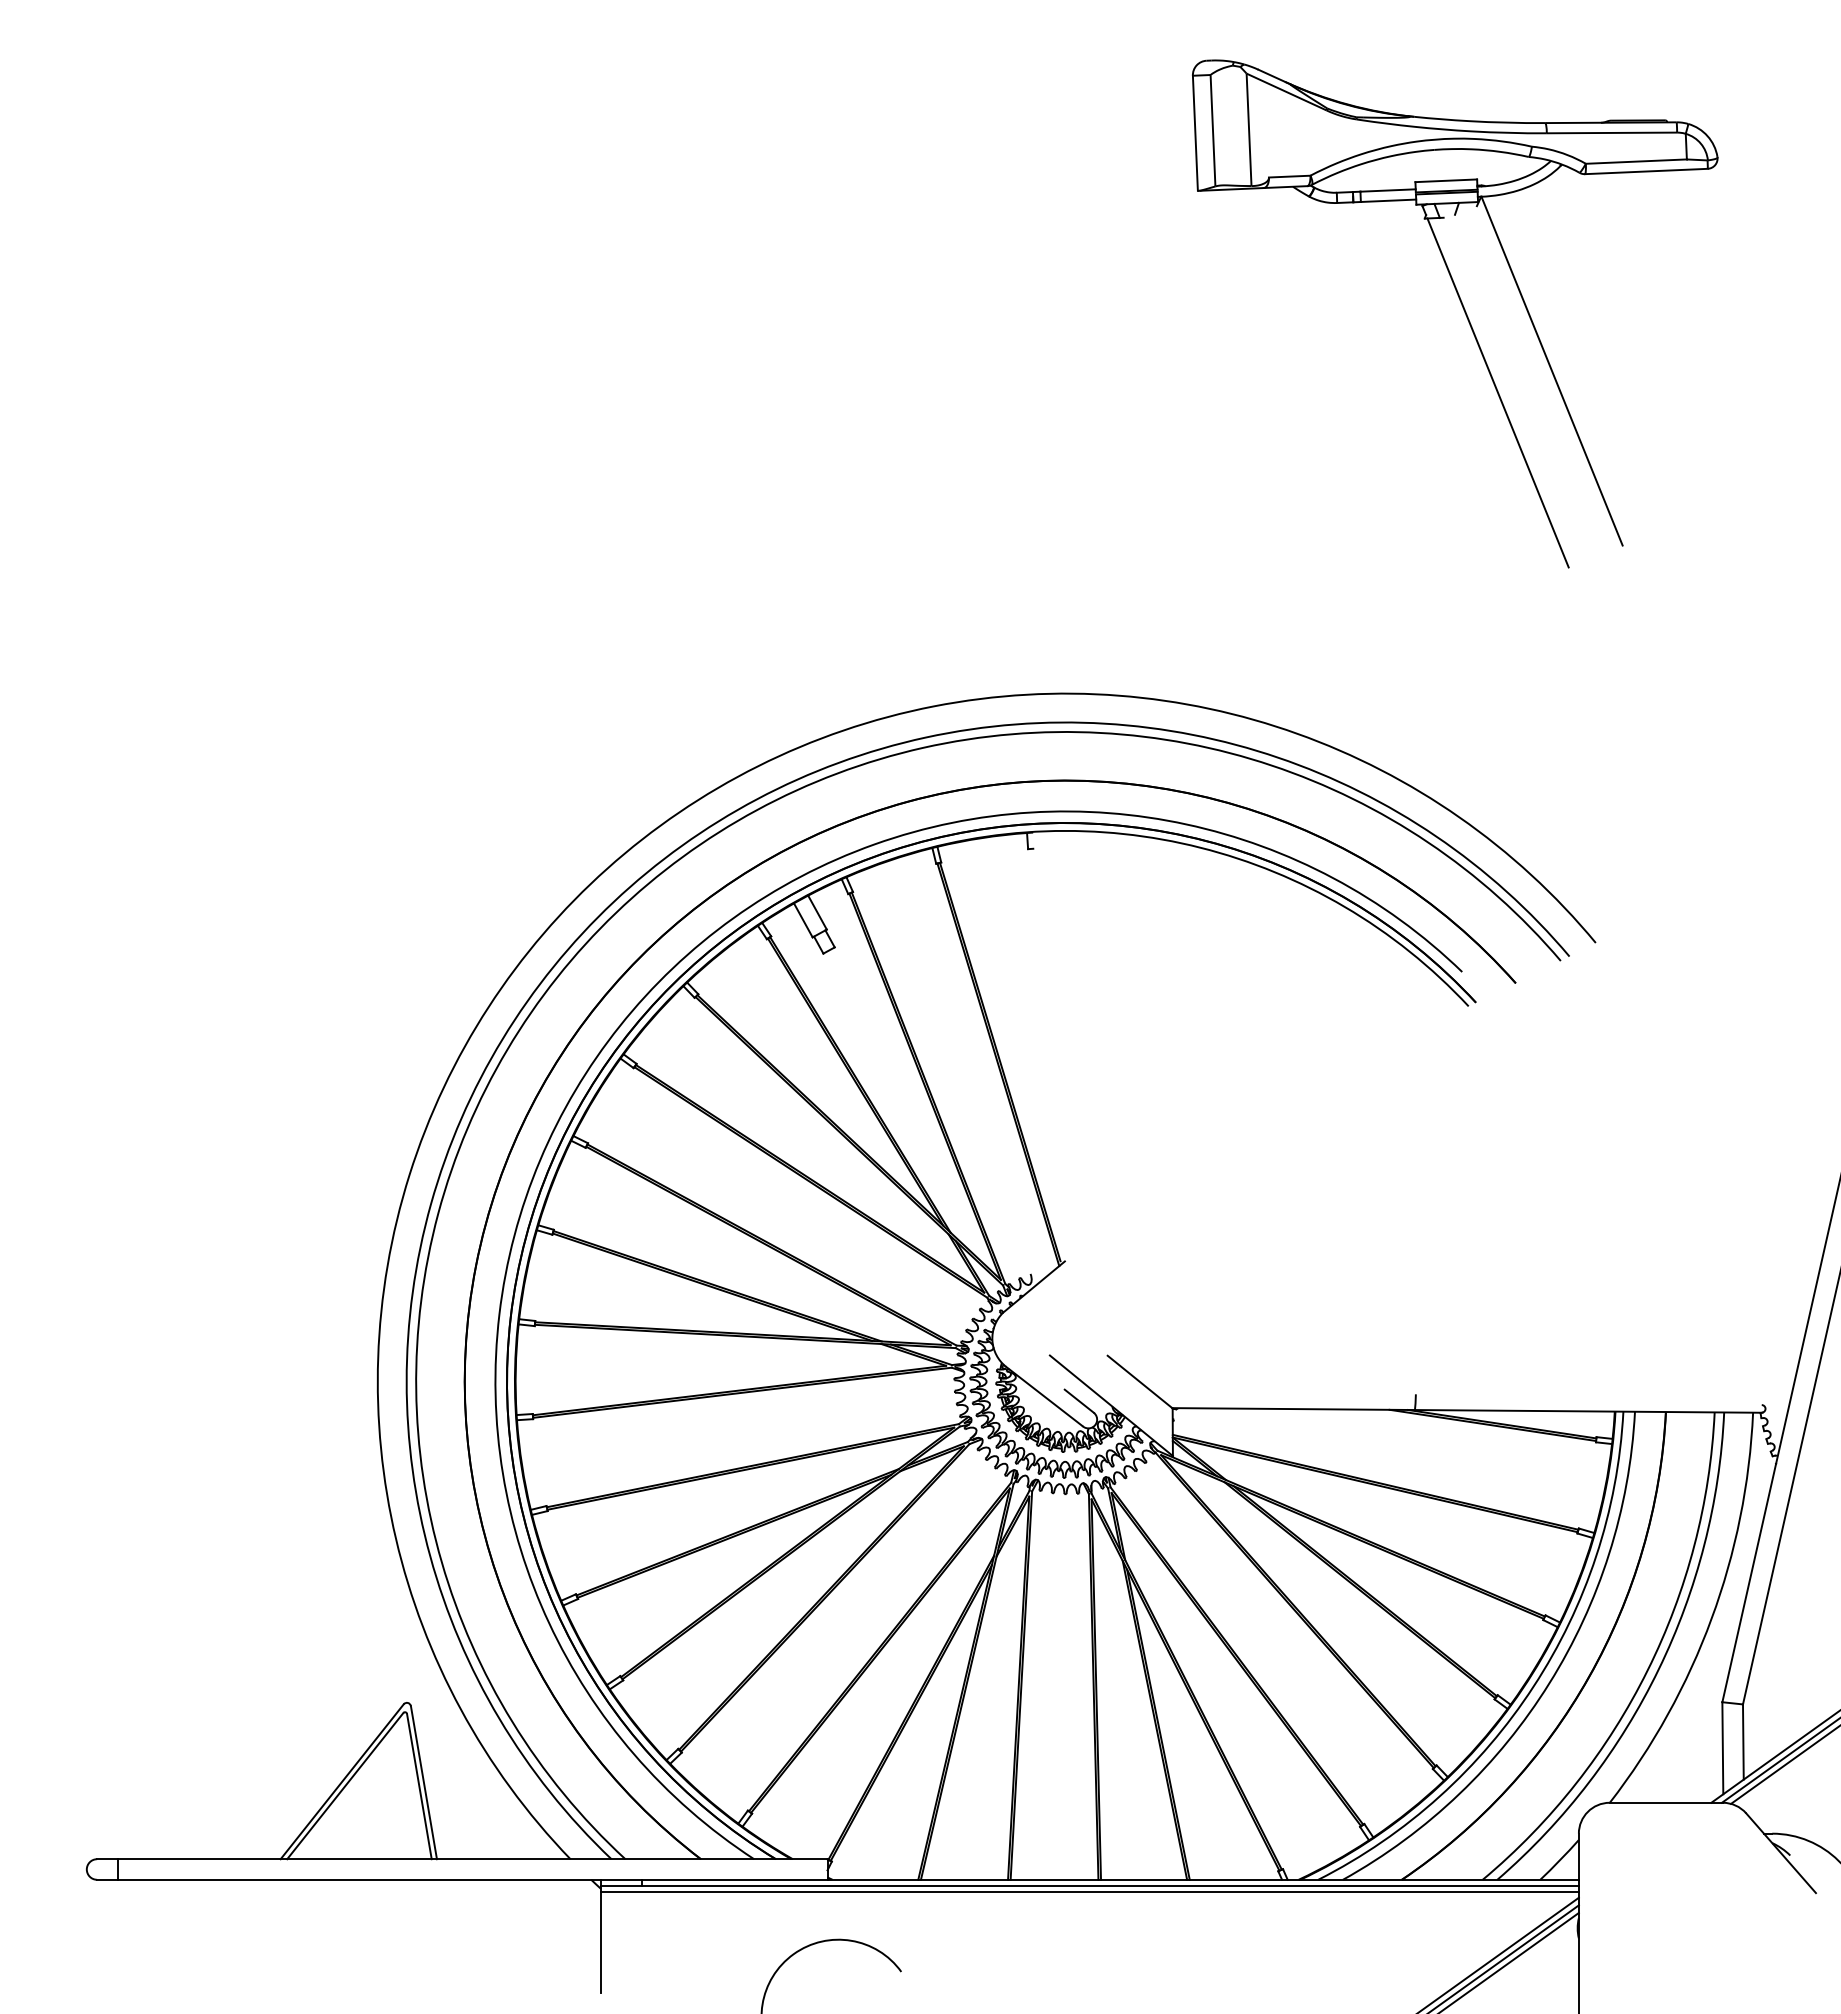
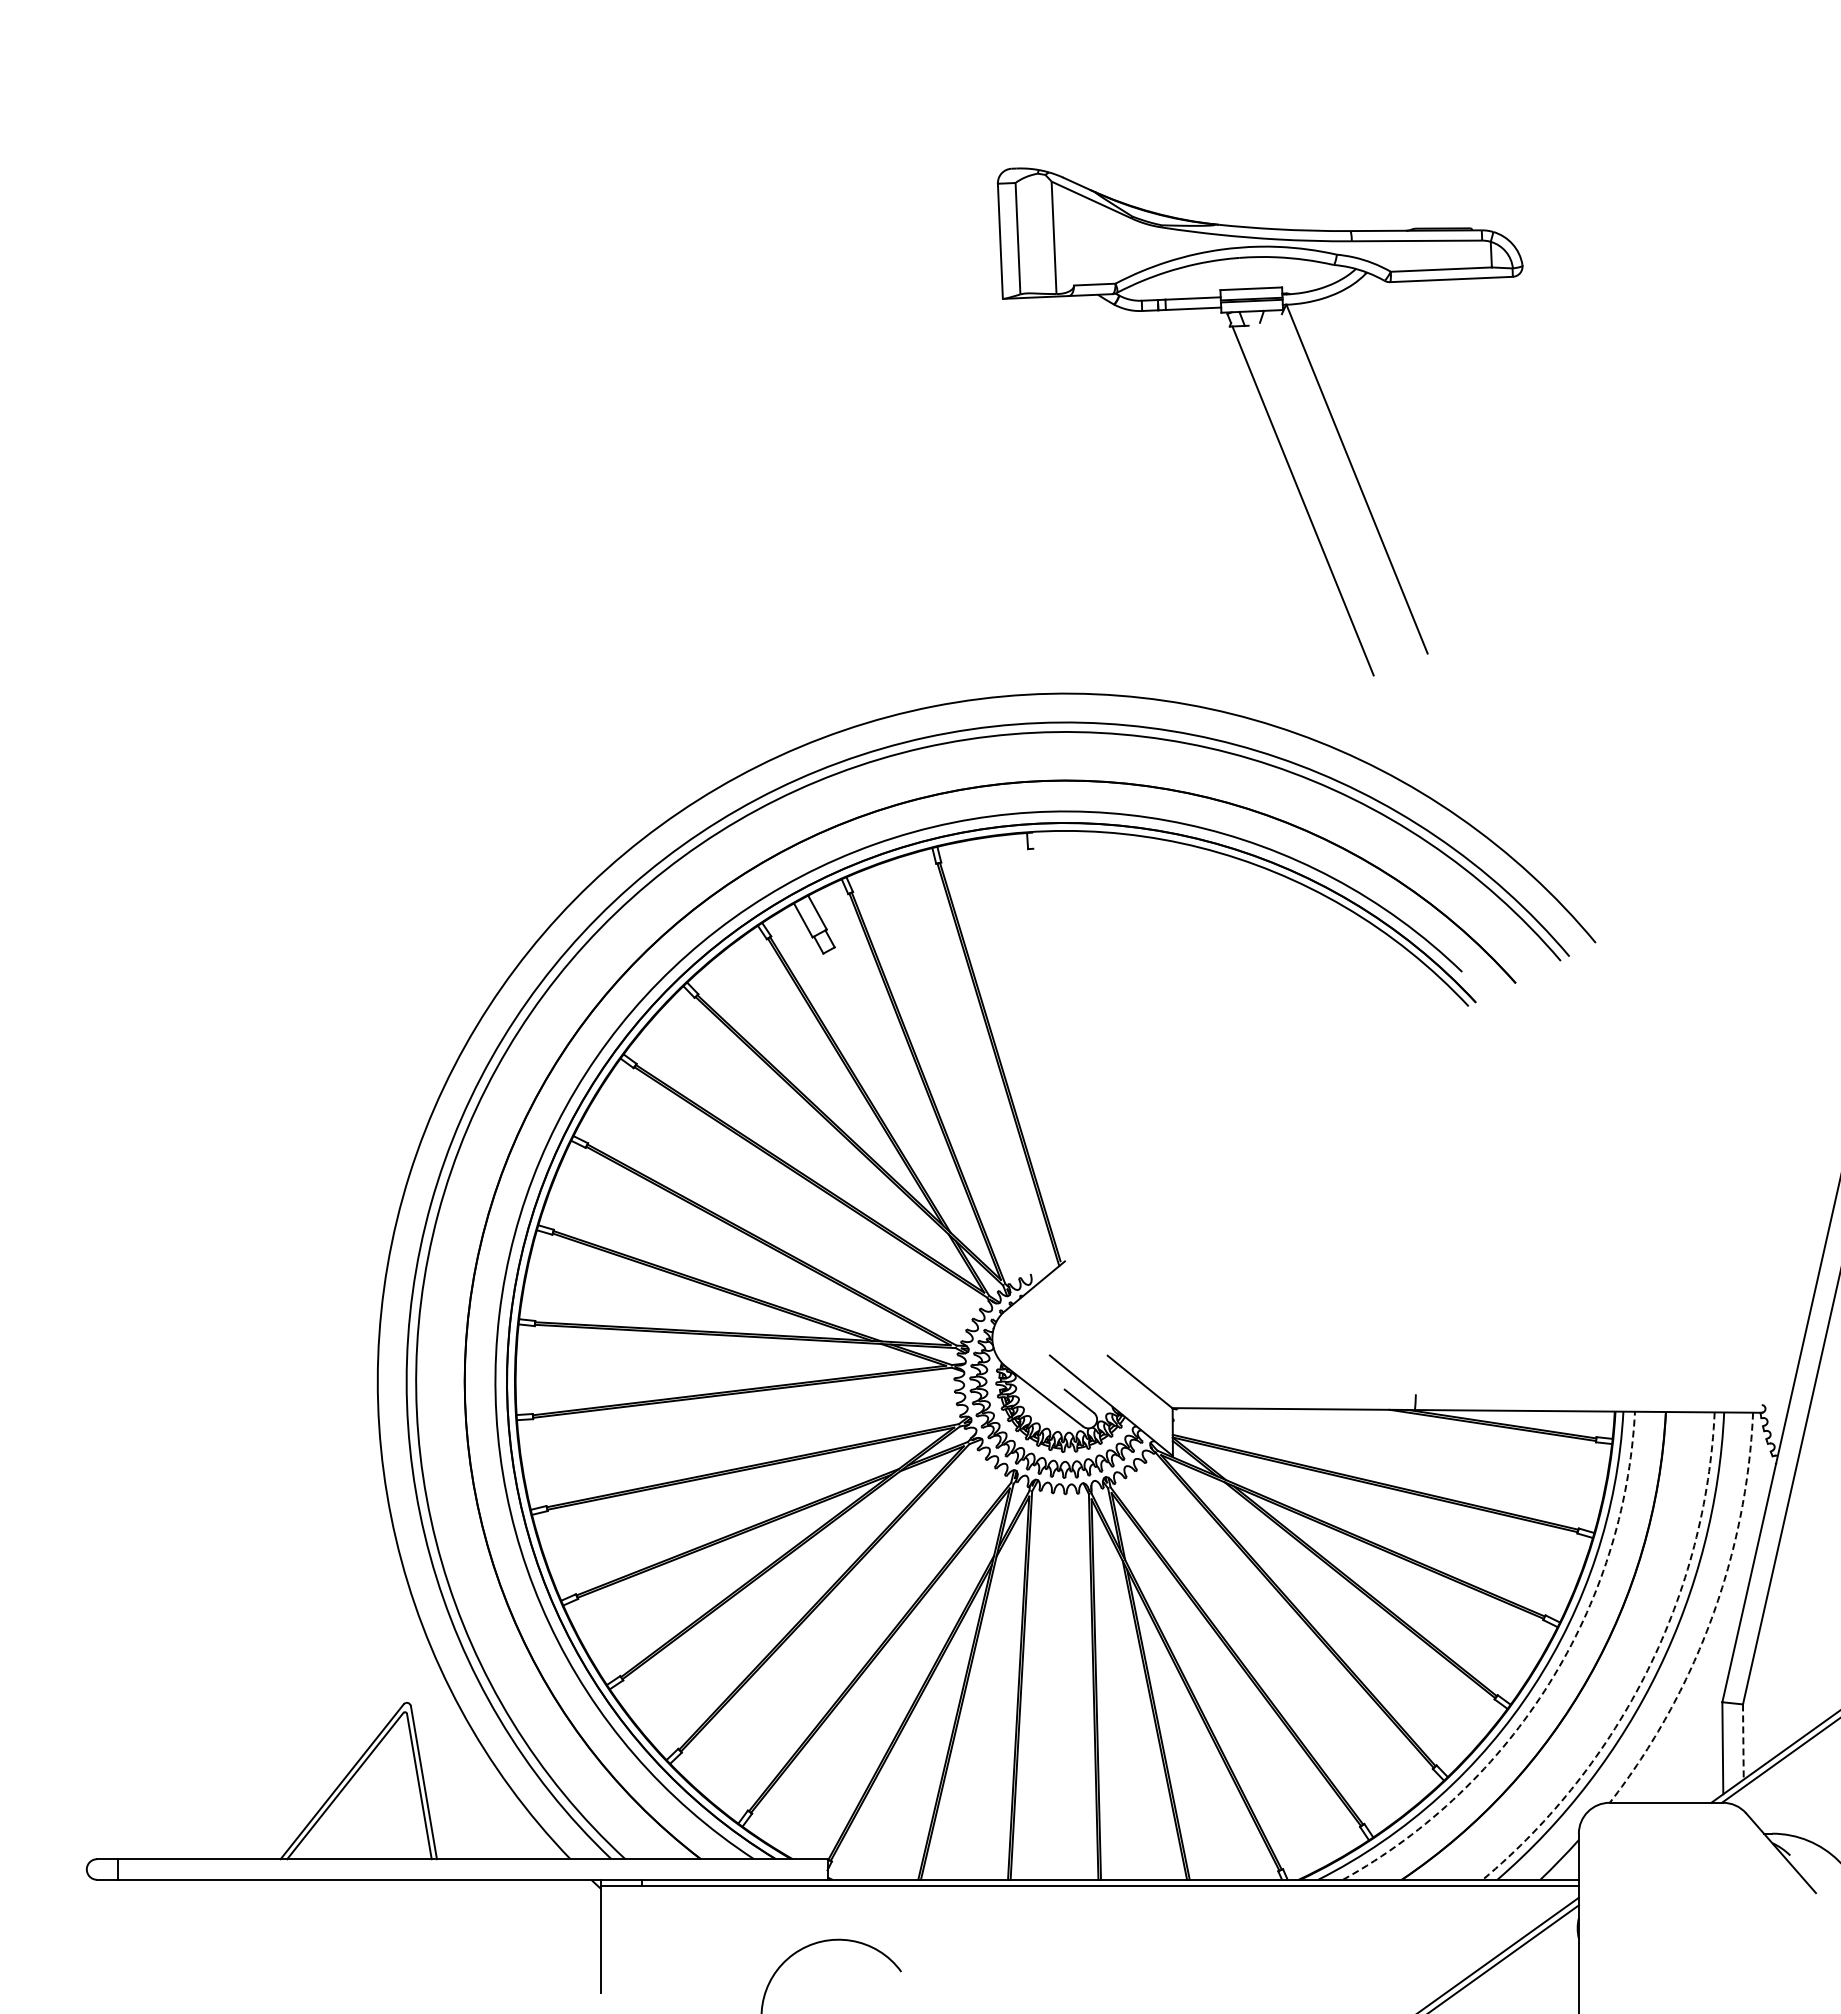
part position: (1463, 310) -> (1268, 418) (1268, 418)
arc: solid -> dashed (1711, 1618)
arc: solid -> dashed (1647, 1670)
arc: solid -> dashed (1549, 1683)
line: solid -> dashed (1743, 1742)
line: present -> none (1784, 1765)
line: present -> none (1089, 1892)
line: present -> none (1510, 1961)
